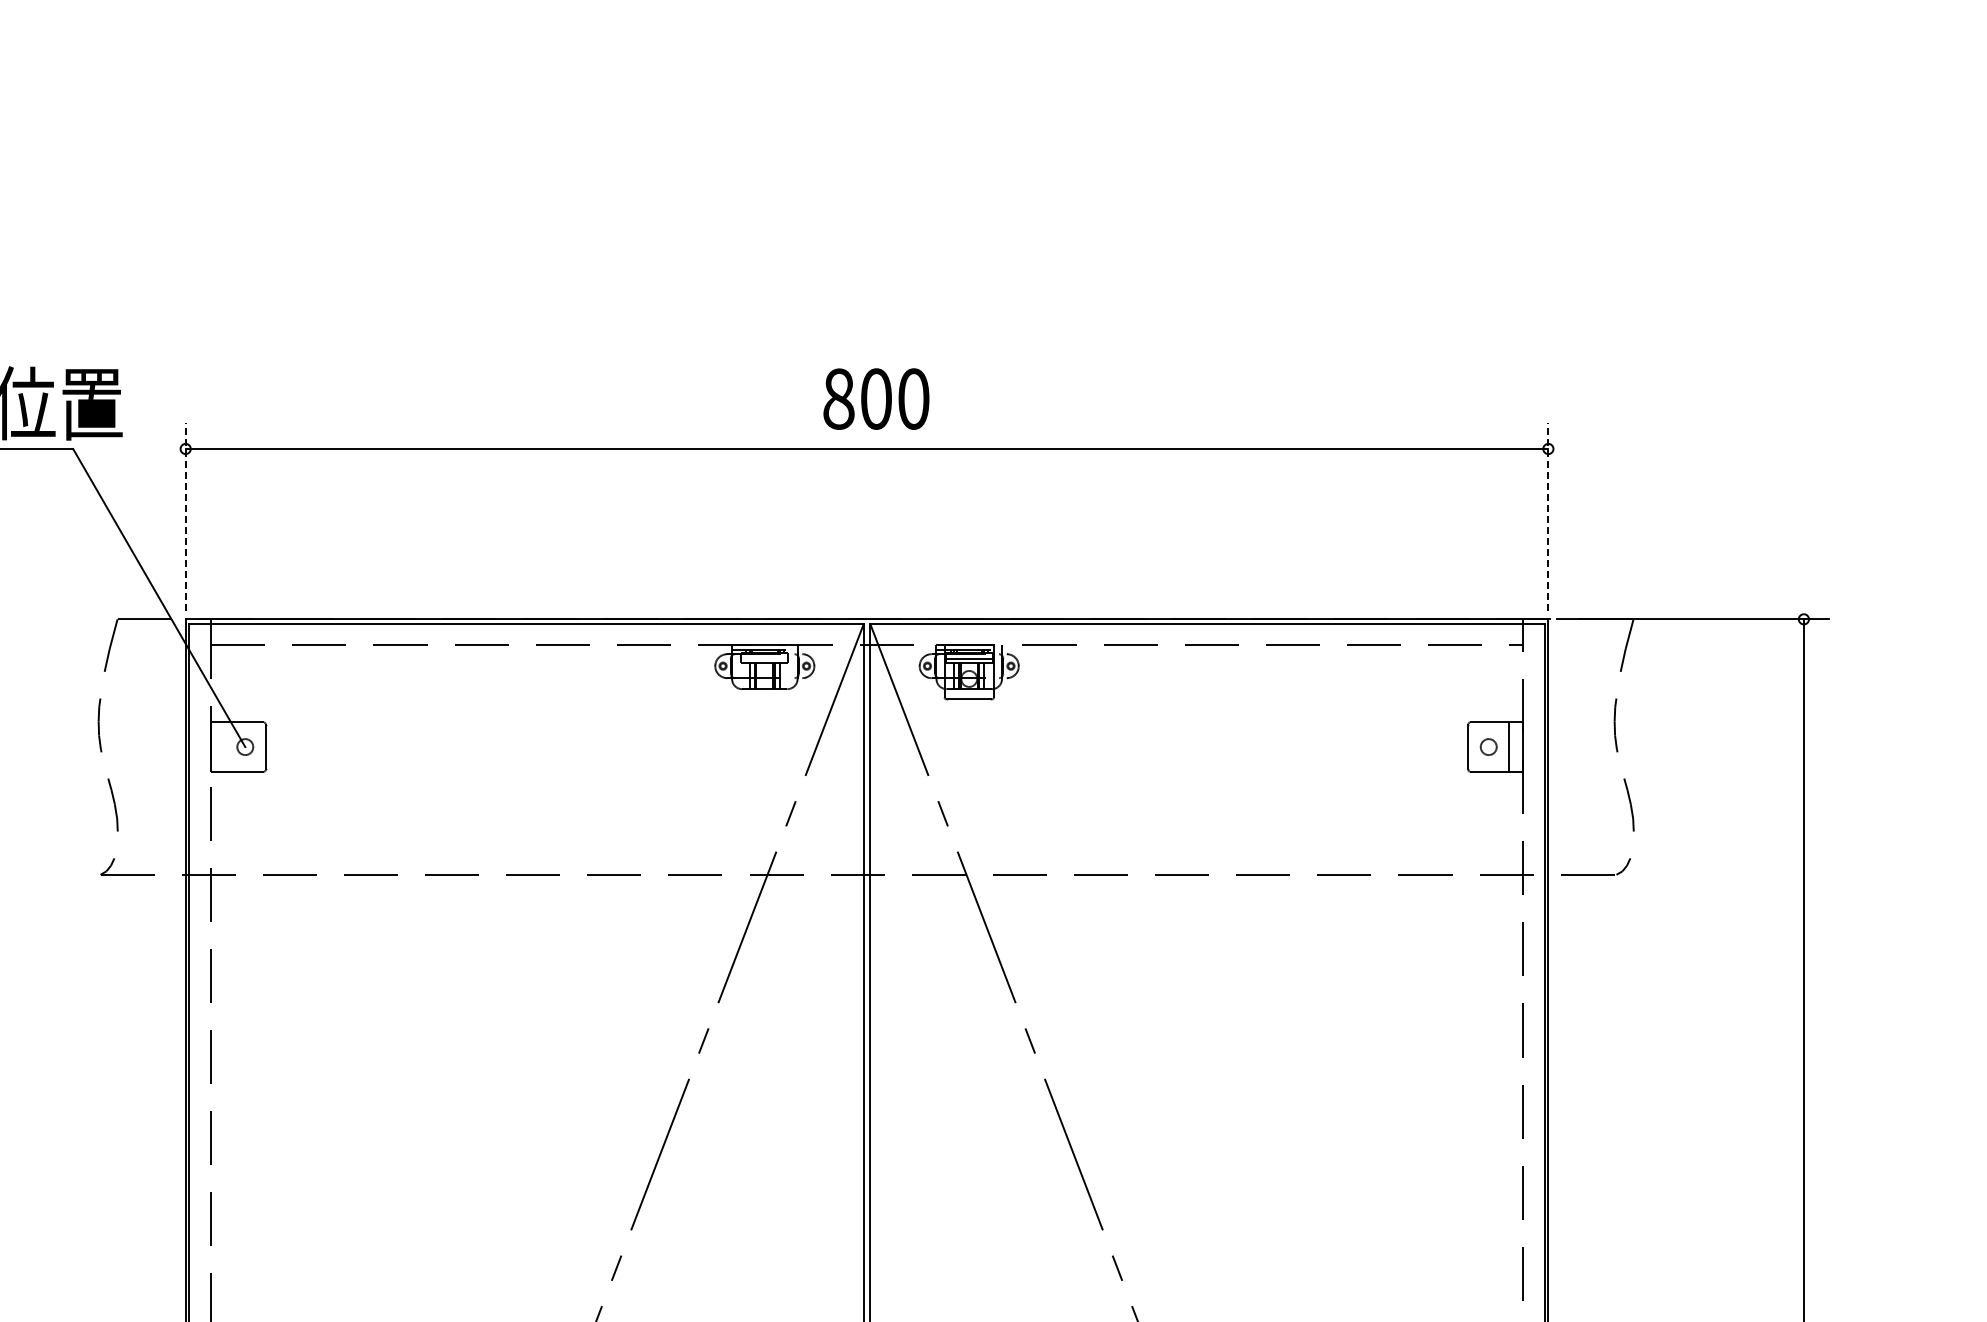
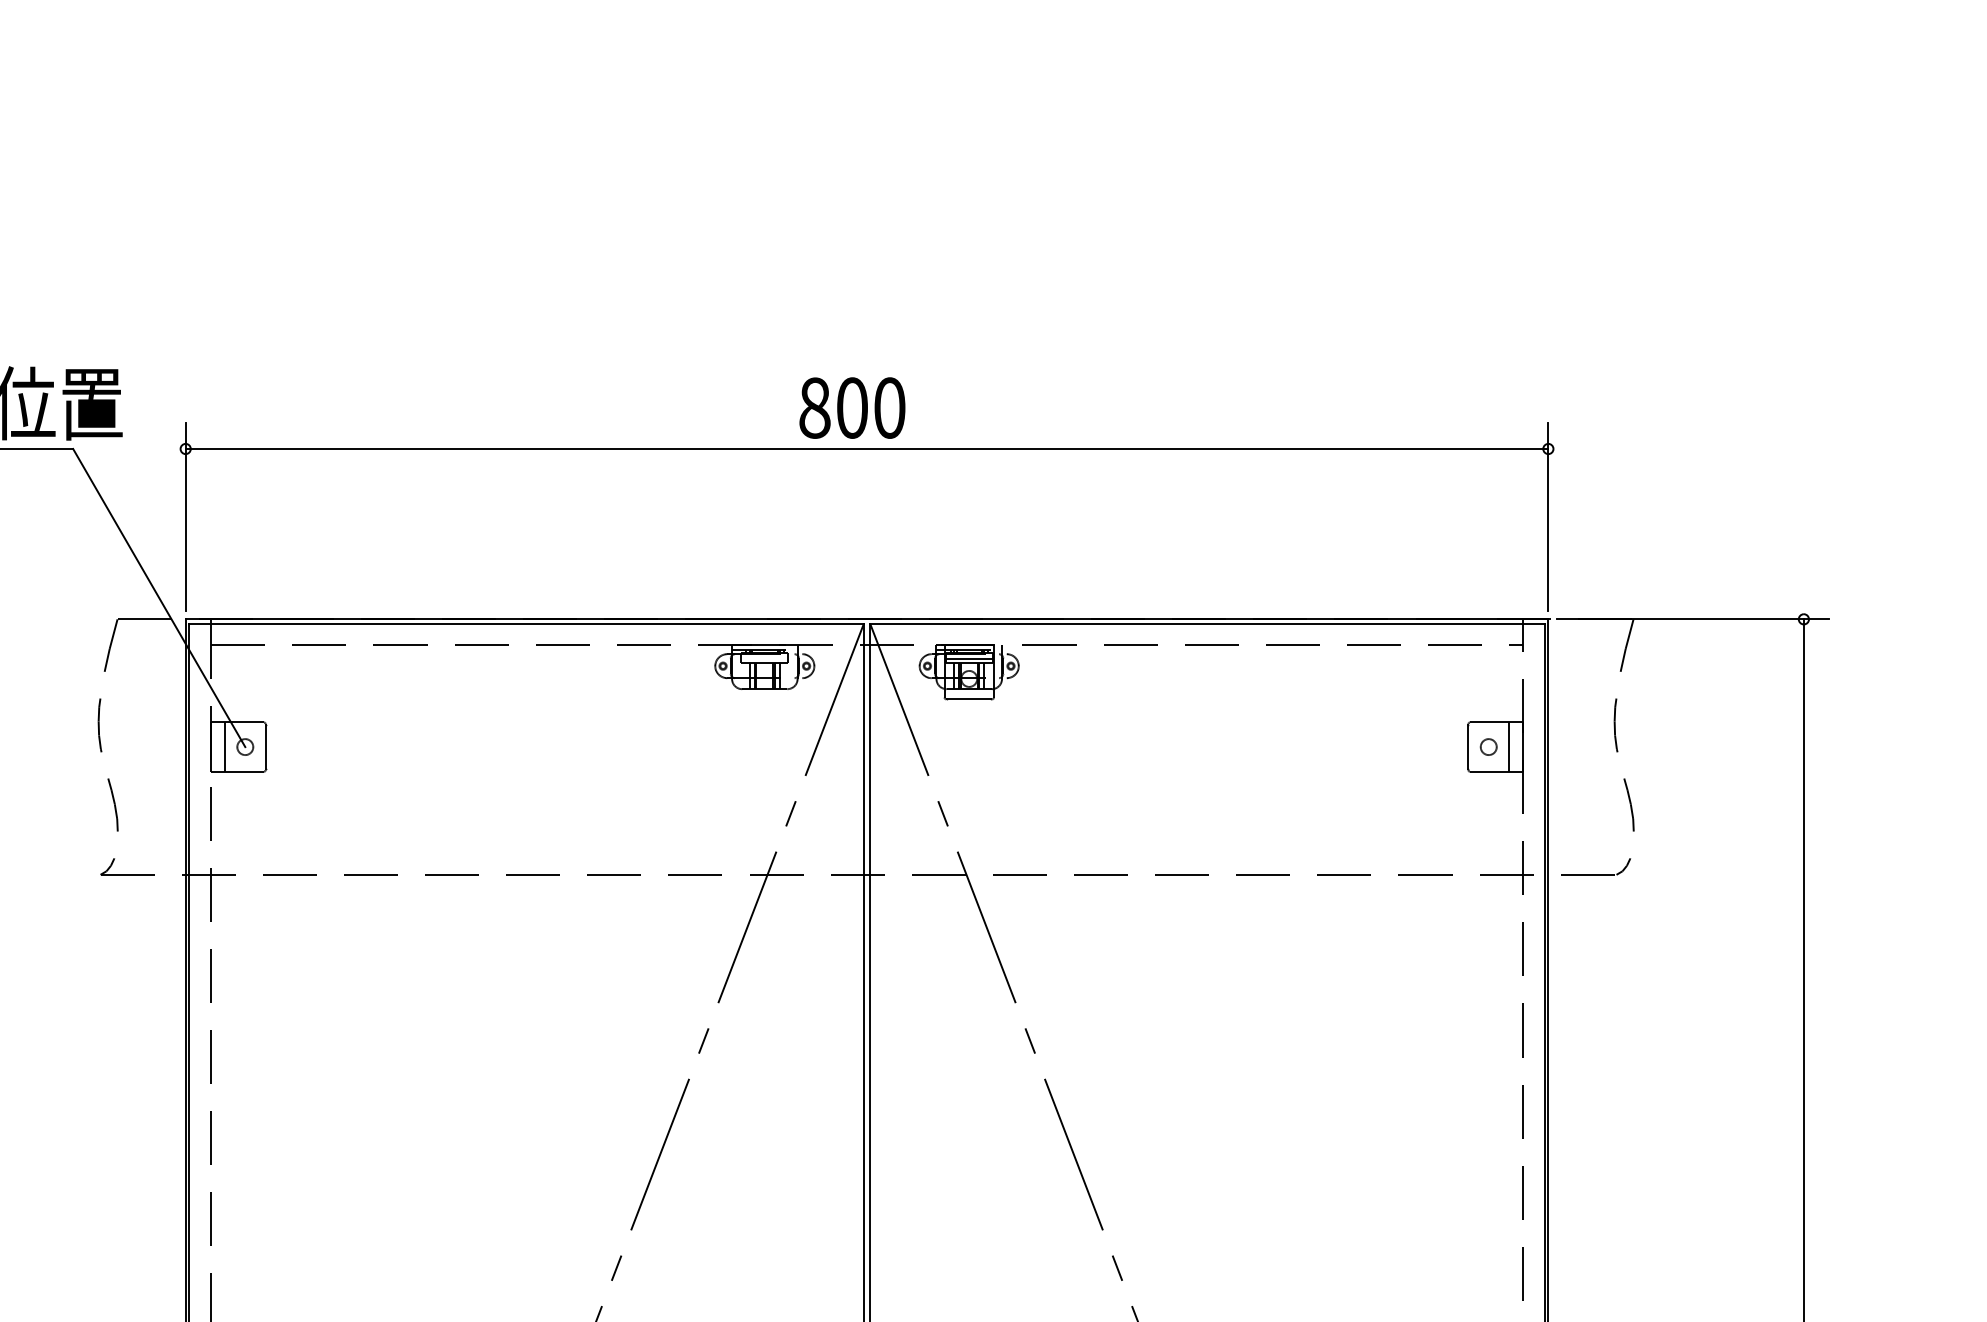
text position: (876, 398) -> (852, 407) (852, 407)
line: dashed -> solid (185, 517)
line: dashed -> solid (1548, 517)
line: none -> present (224, 746)
